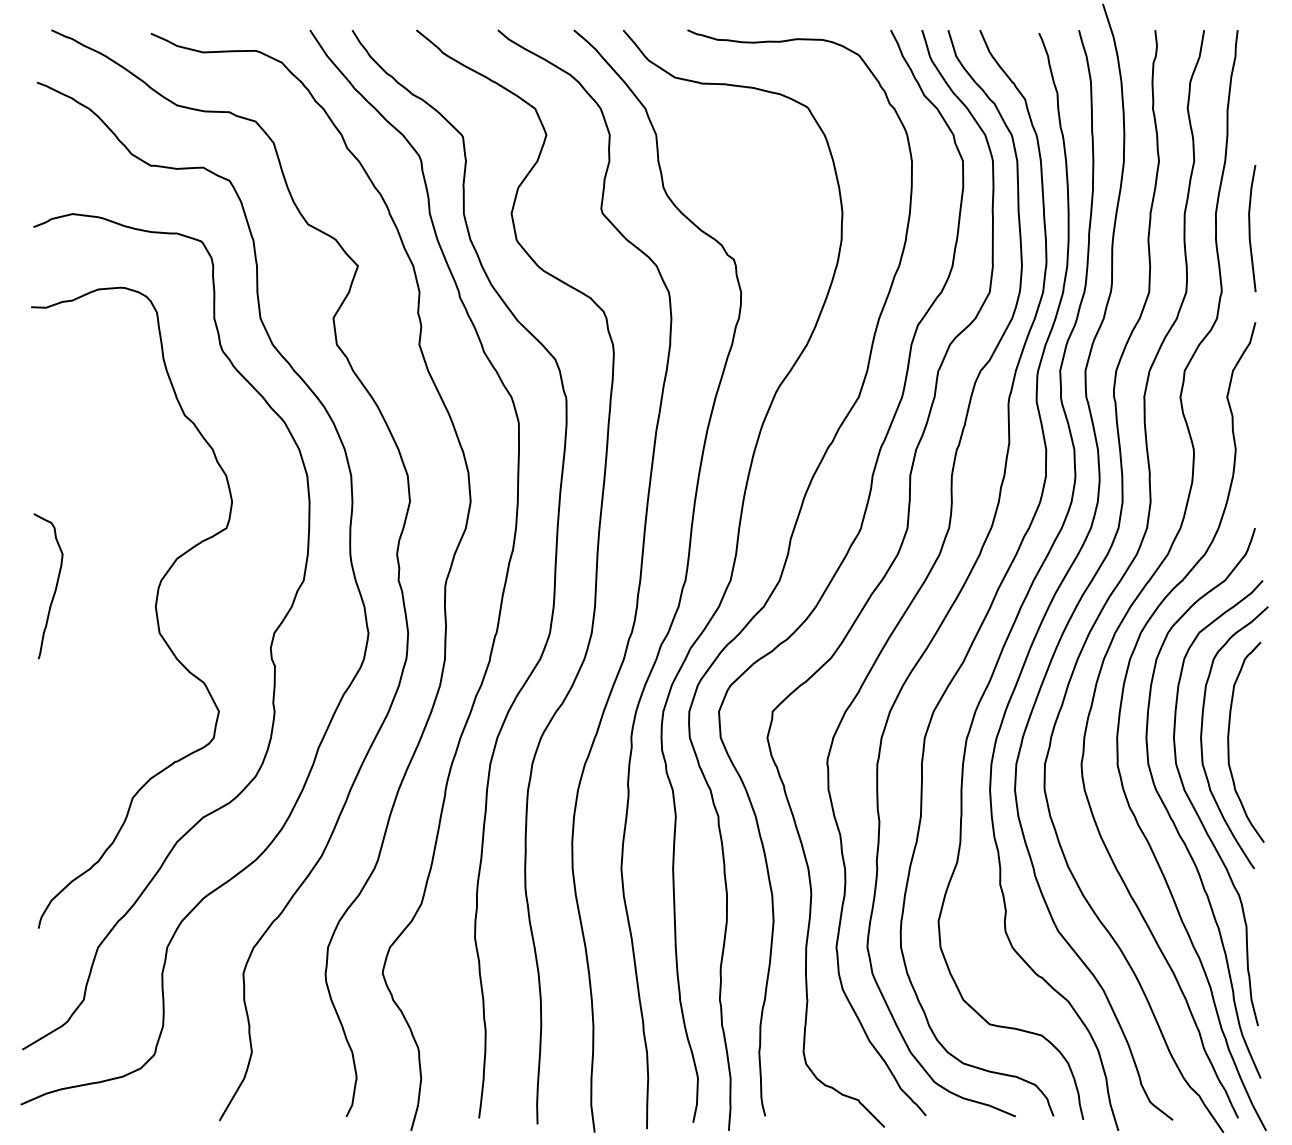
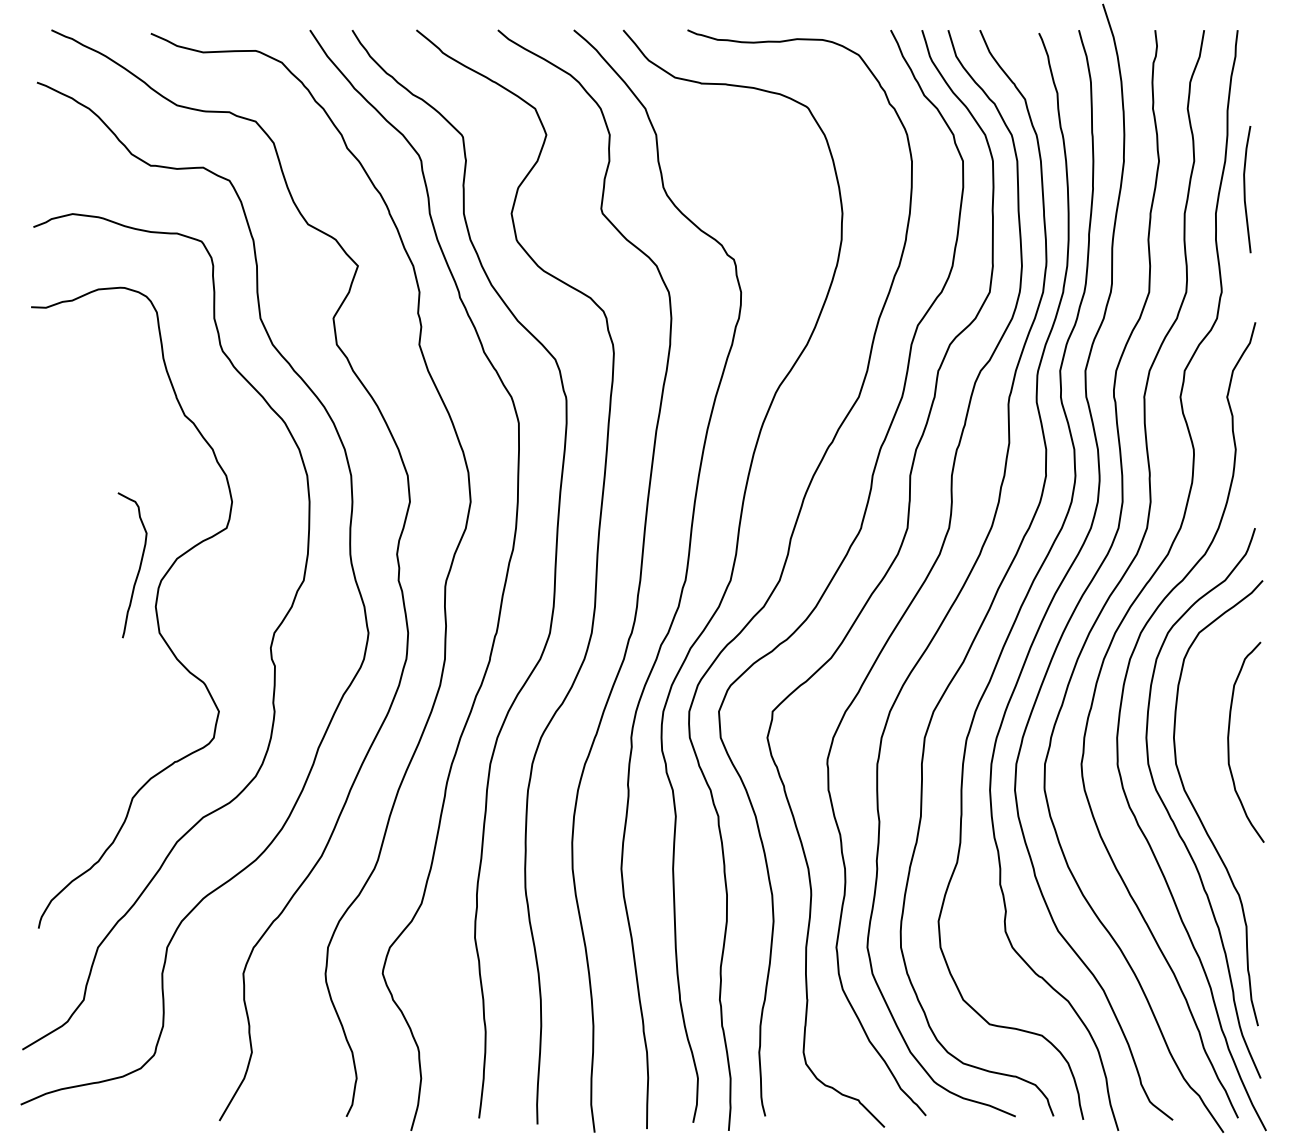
line position: (1250, 228) -> (1245, 189) (1245, 189)
curve position: (55, 586) -> (139, 565) (139, 565)
curve: present -> none (1202, 735)
